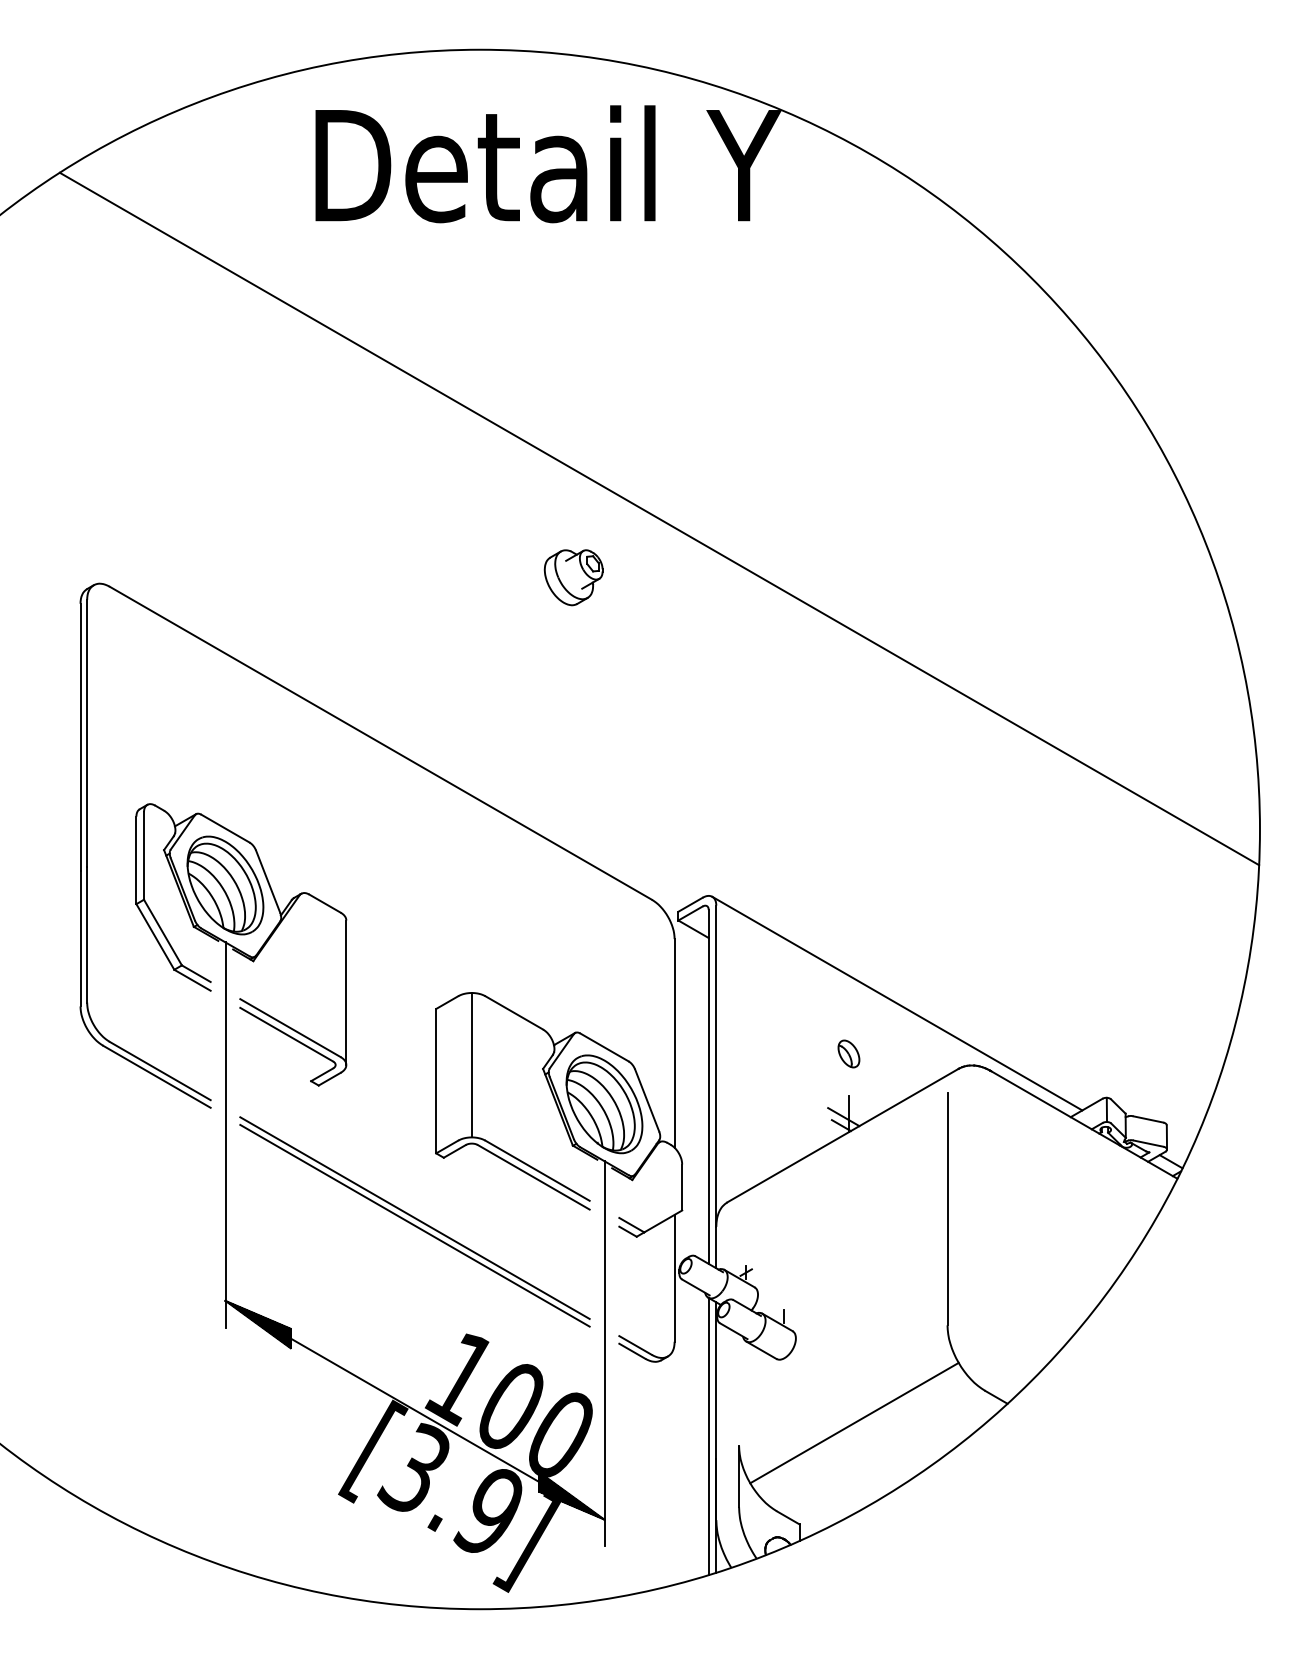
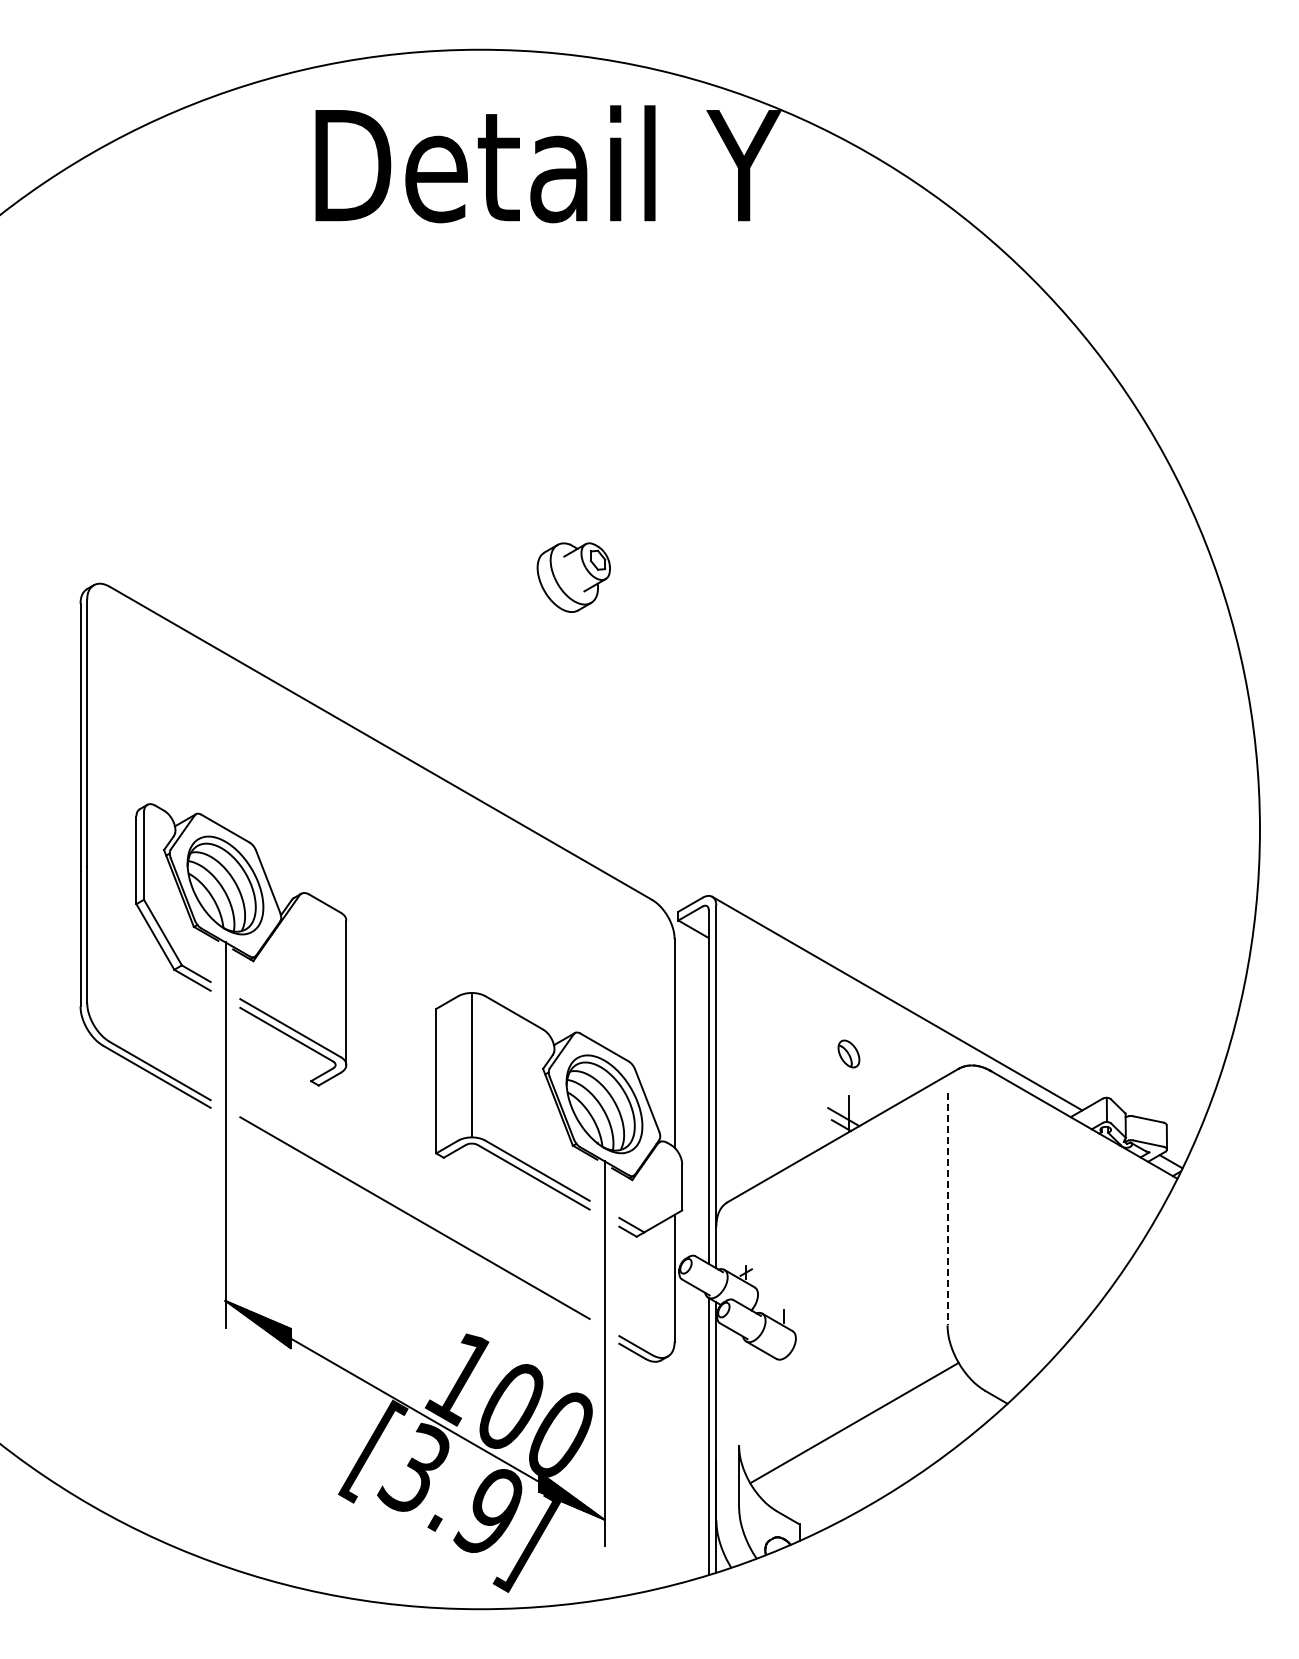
line: present -> none (659, 518)
part size: 61x58 px -> 75x71 px (573, 577)
line: solid -> dashed (947, 1209)
line: present -> none (414, 1225)
